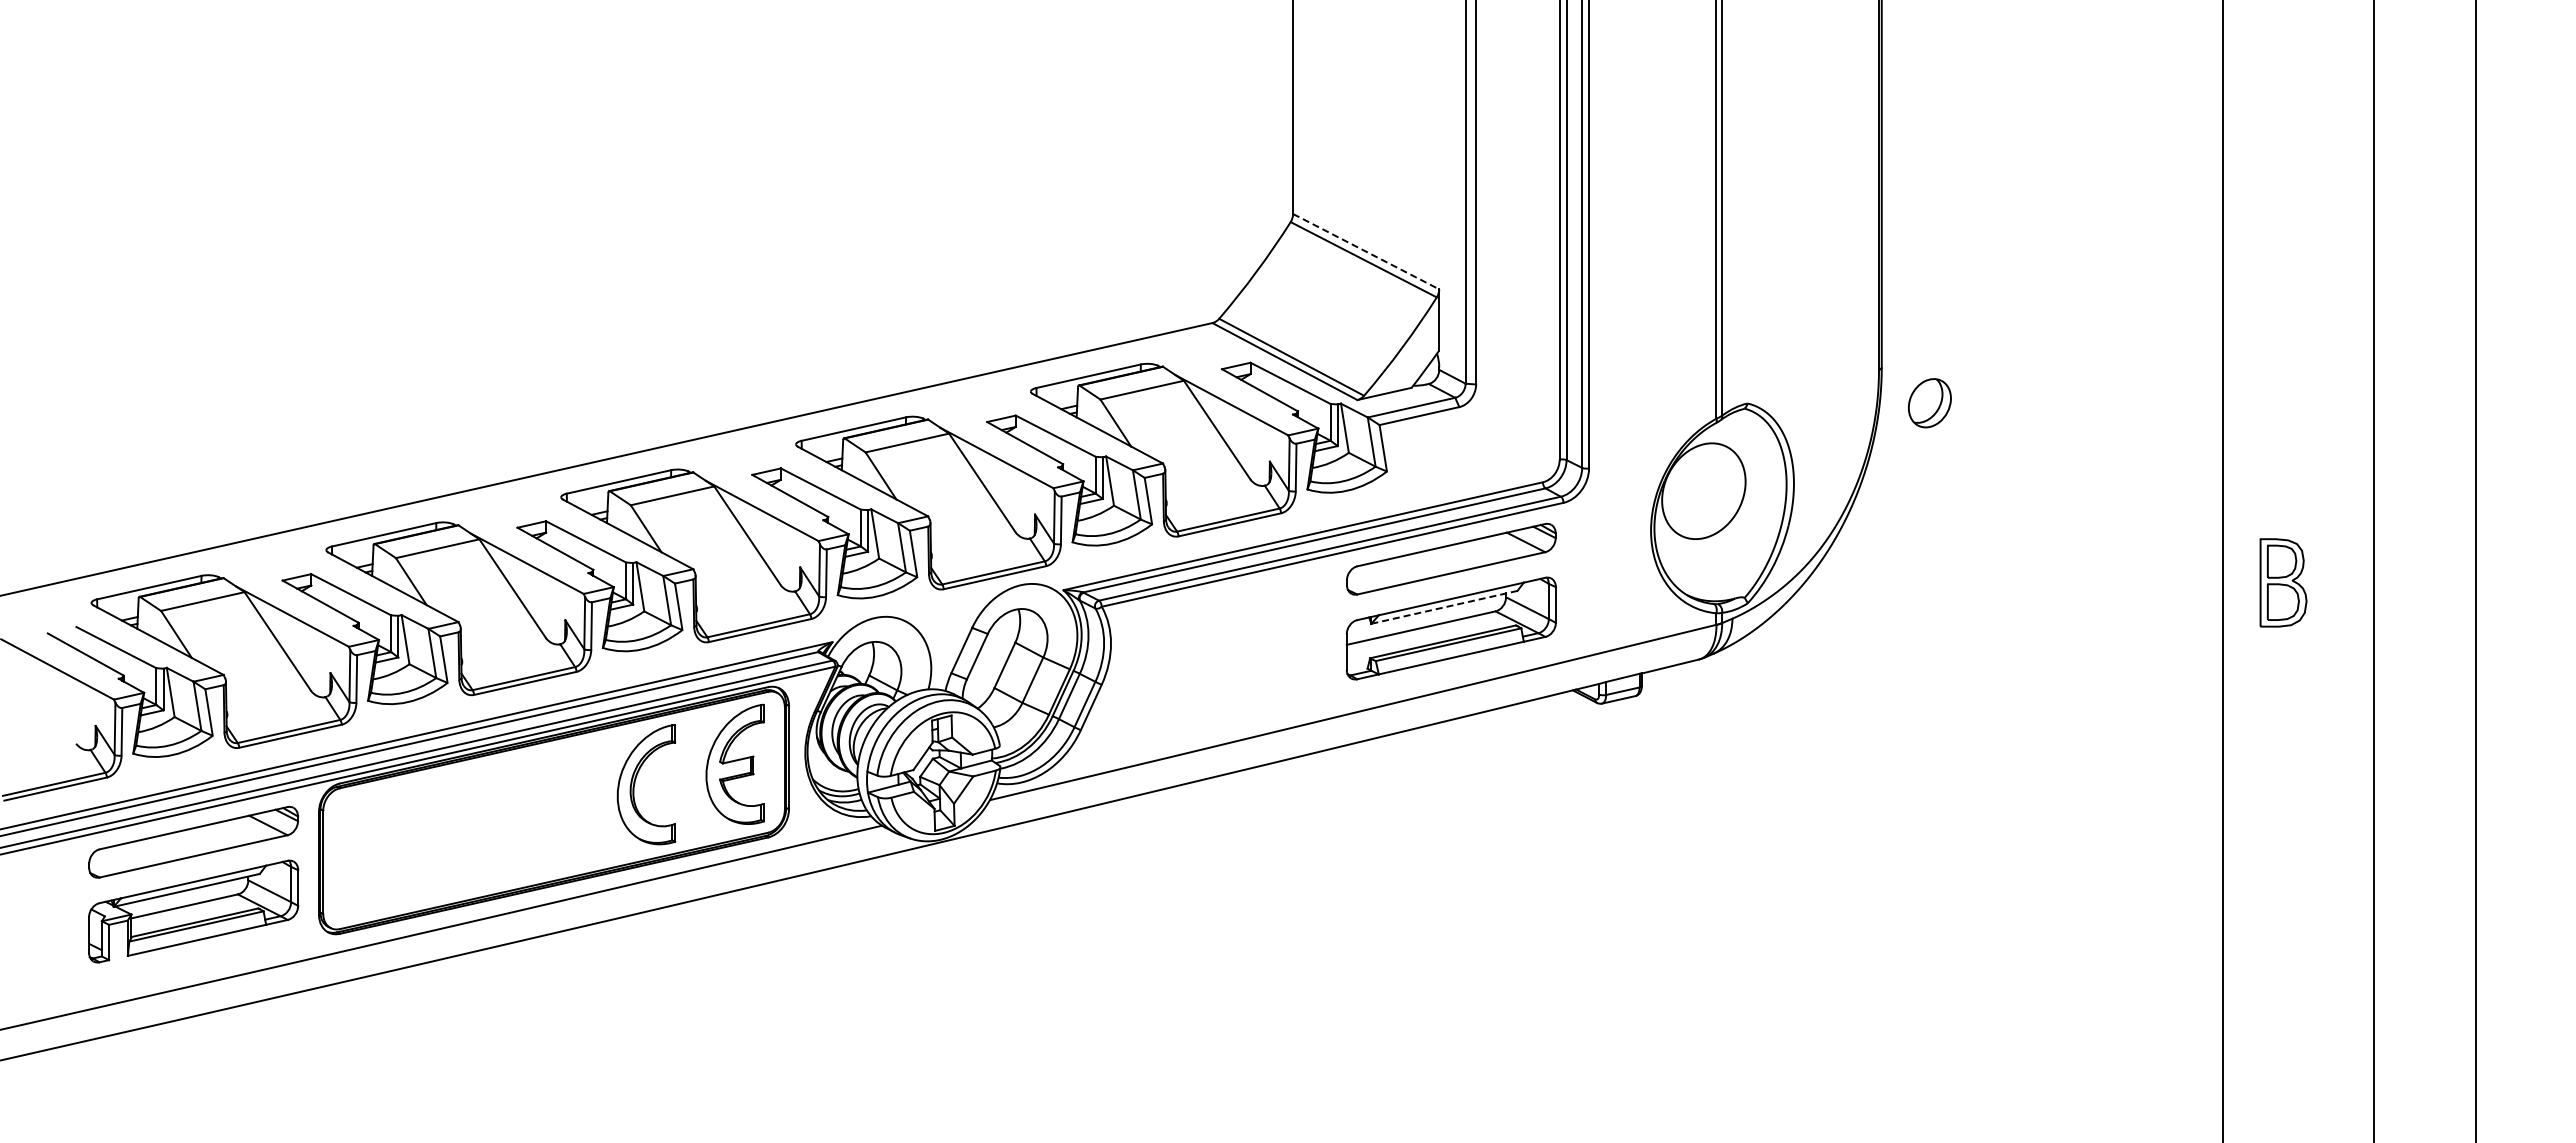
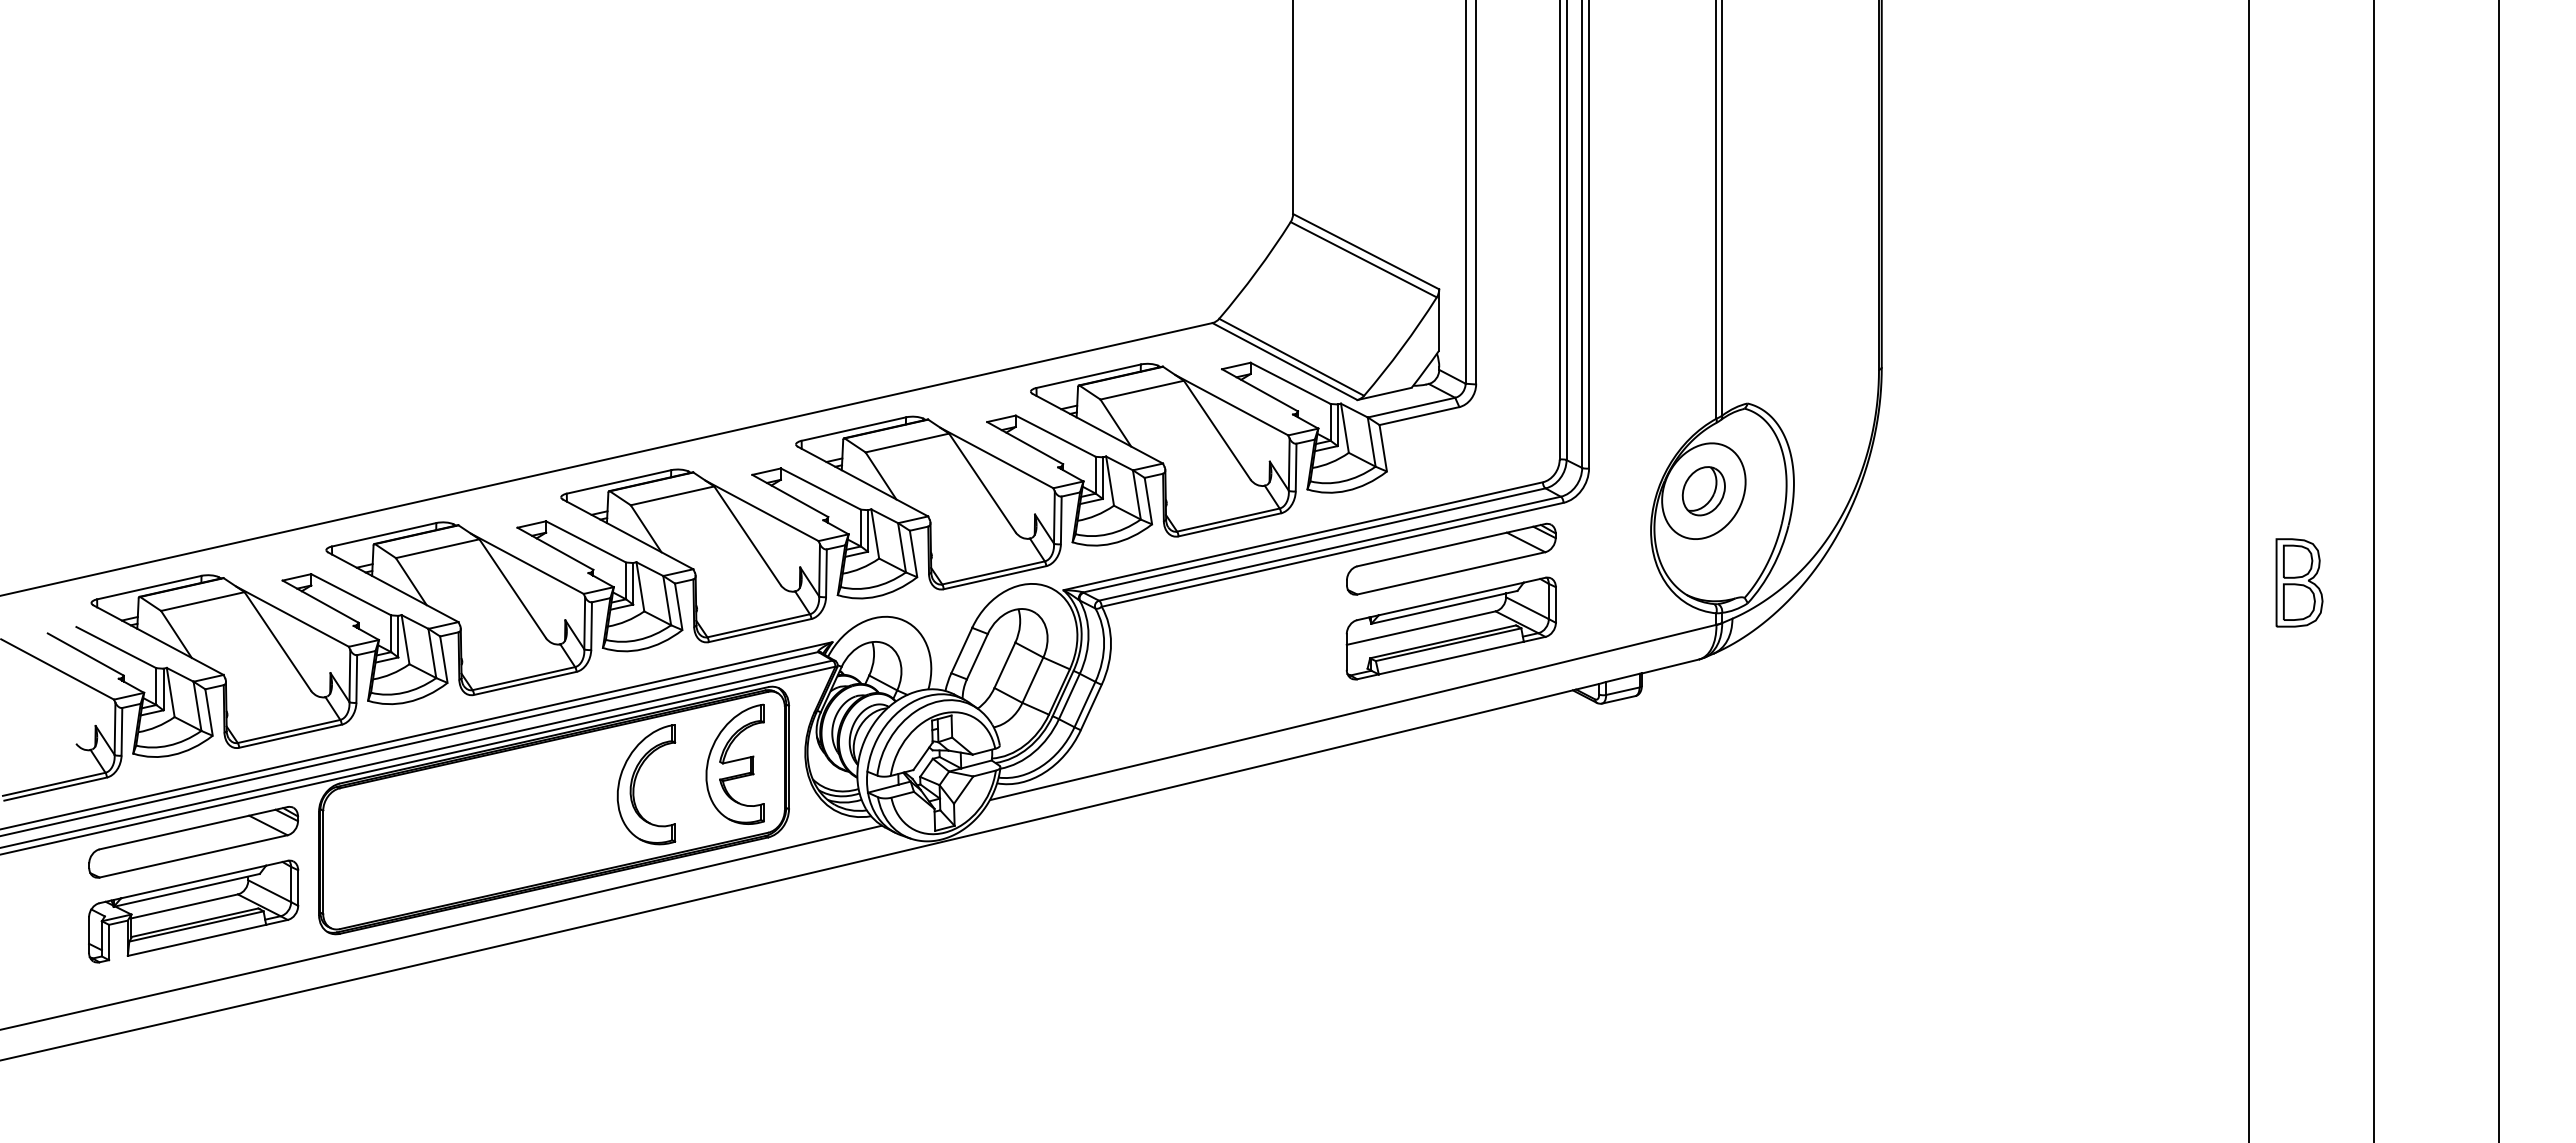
line: dashed -> solid (1366, 251)
part position: (1929, 403) -> (1703, 491) (1703, 491)
line position: (2222, 570) -> (2248, 570) (2248, 570)
line position: (2475, 570) -> (2498, 570) (2498, 570)
part position: (2283, 582) -> (2299, 582) (2299, 582)
line: dashed -> solid (1444, 607)
